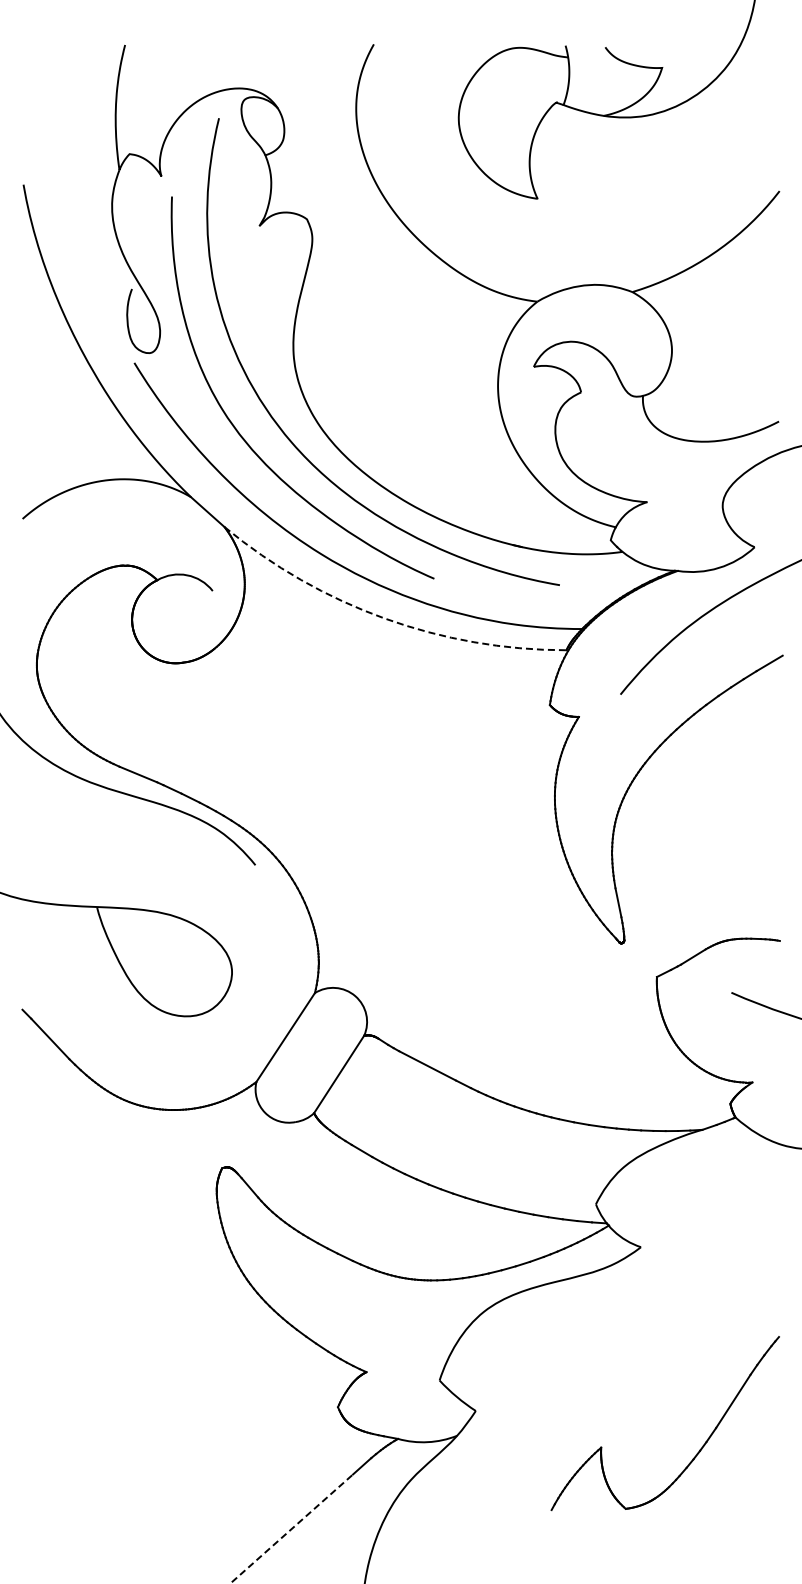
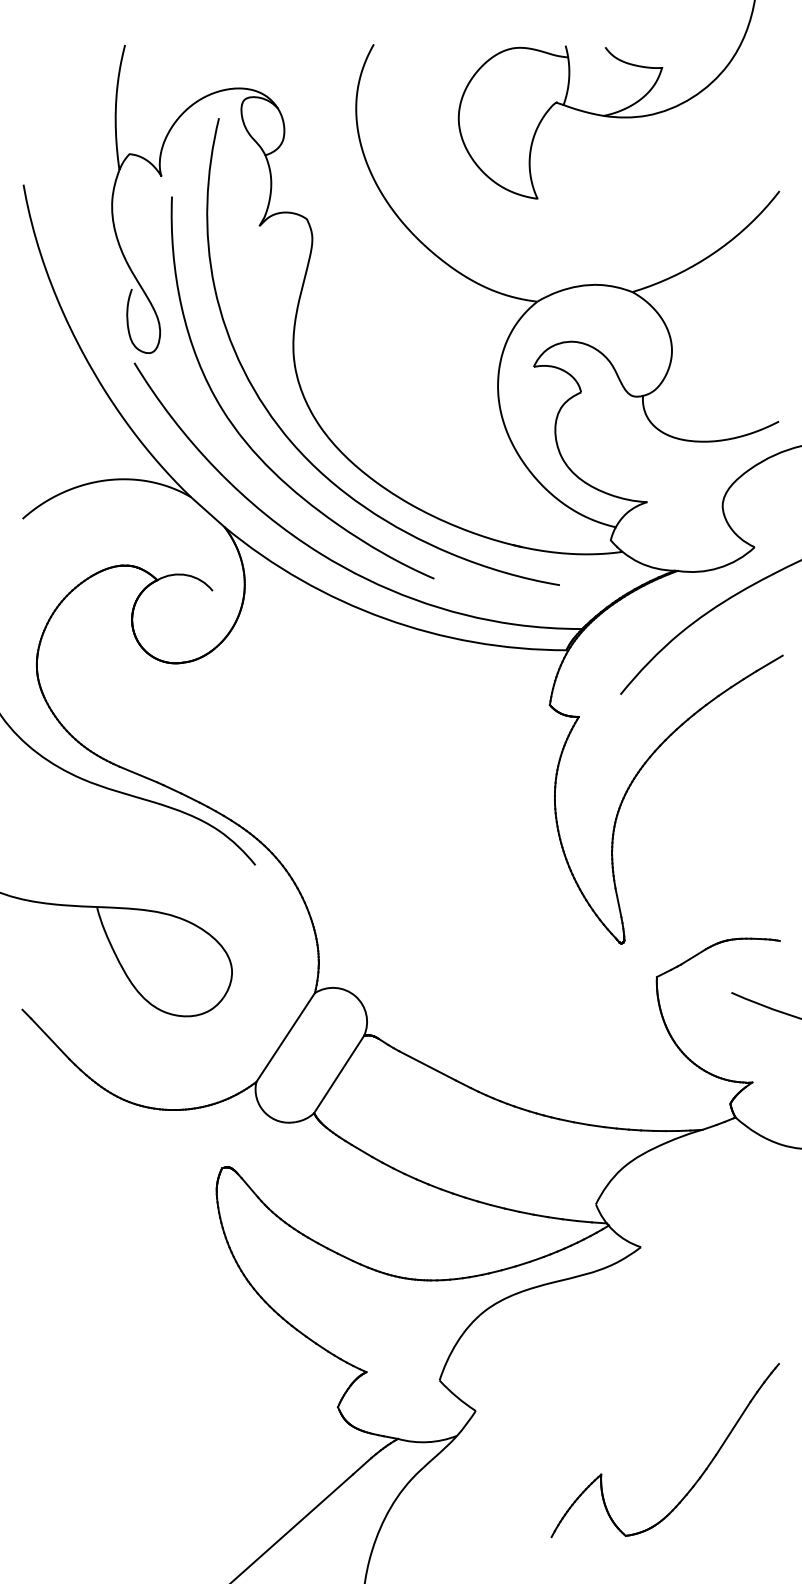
arc: dashed -> solid (384, 618)
part position: (699, 1449) -> (699, 1476) (699, 1476)
line: dashed -> solid (292, 1528)
